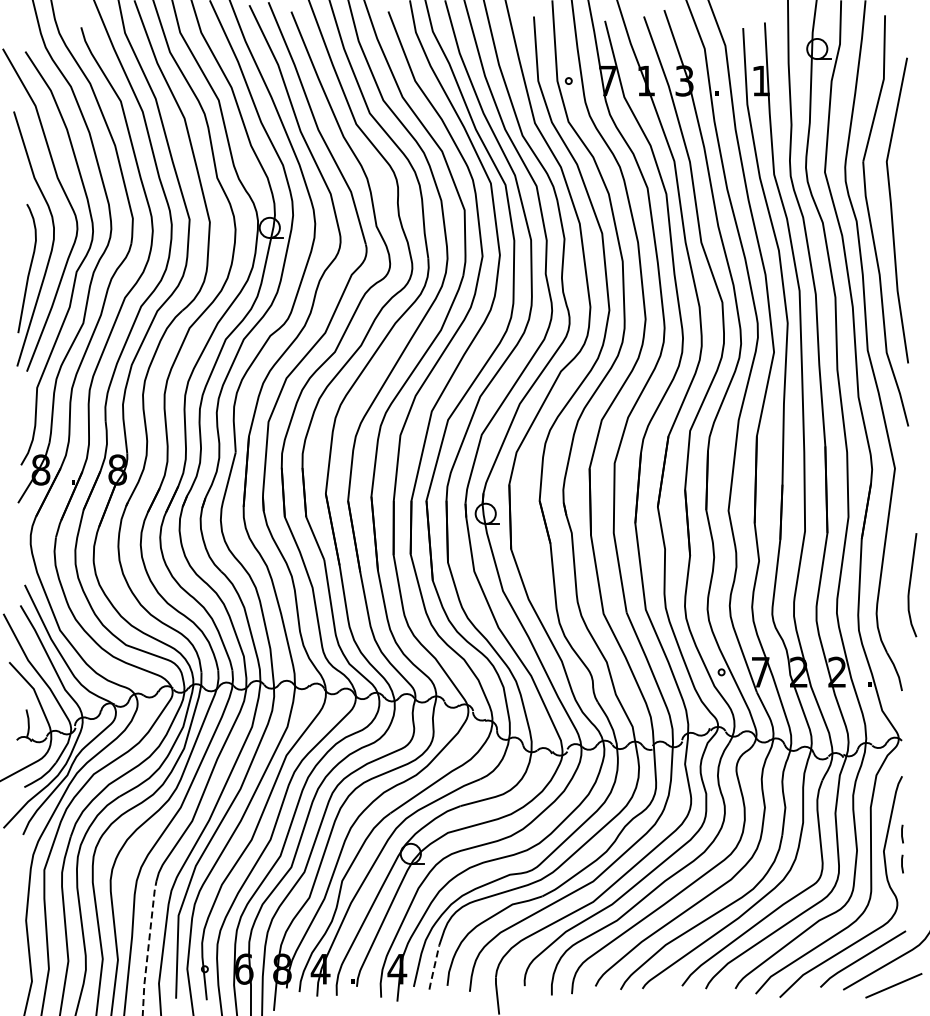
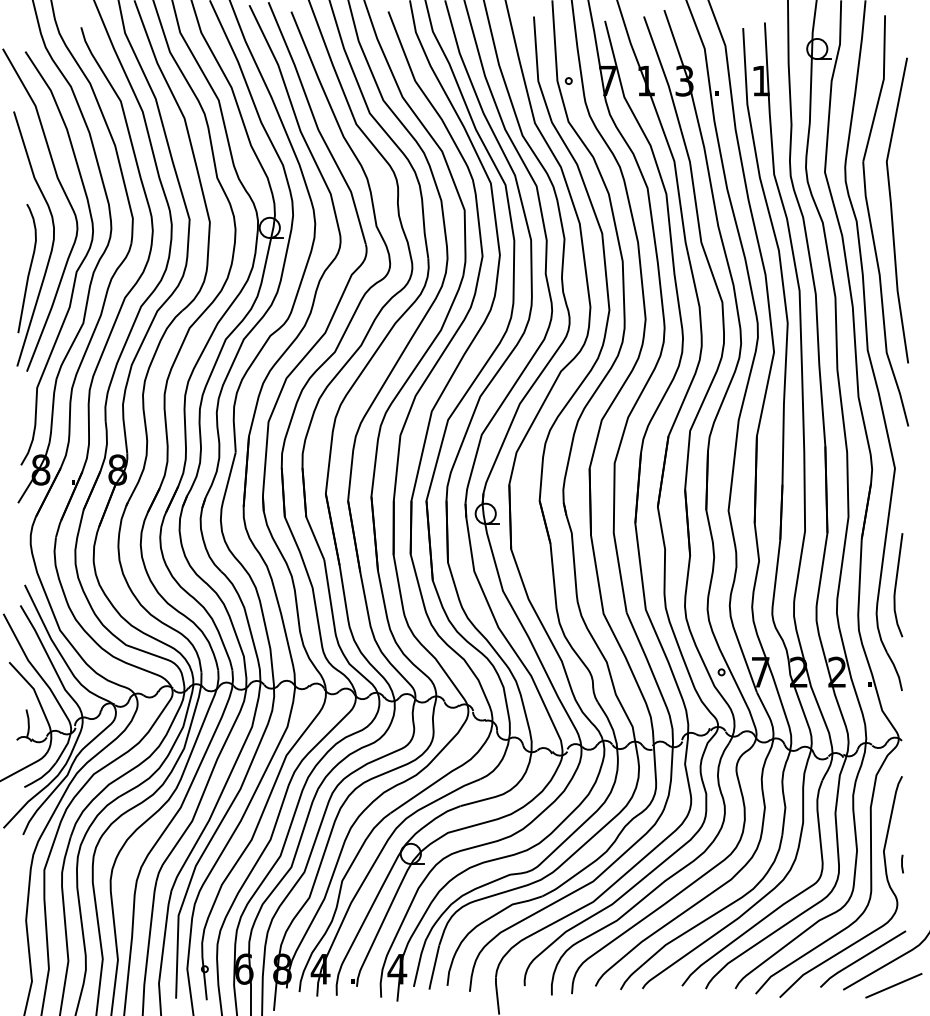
curve position: (910, 585) -> (896, 585) (896, 585)
line: present -> none (902, 833)
line: dashed -> solid (148, 947)
line: dashed -> solid (434, 967)
